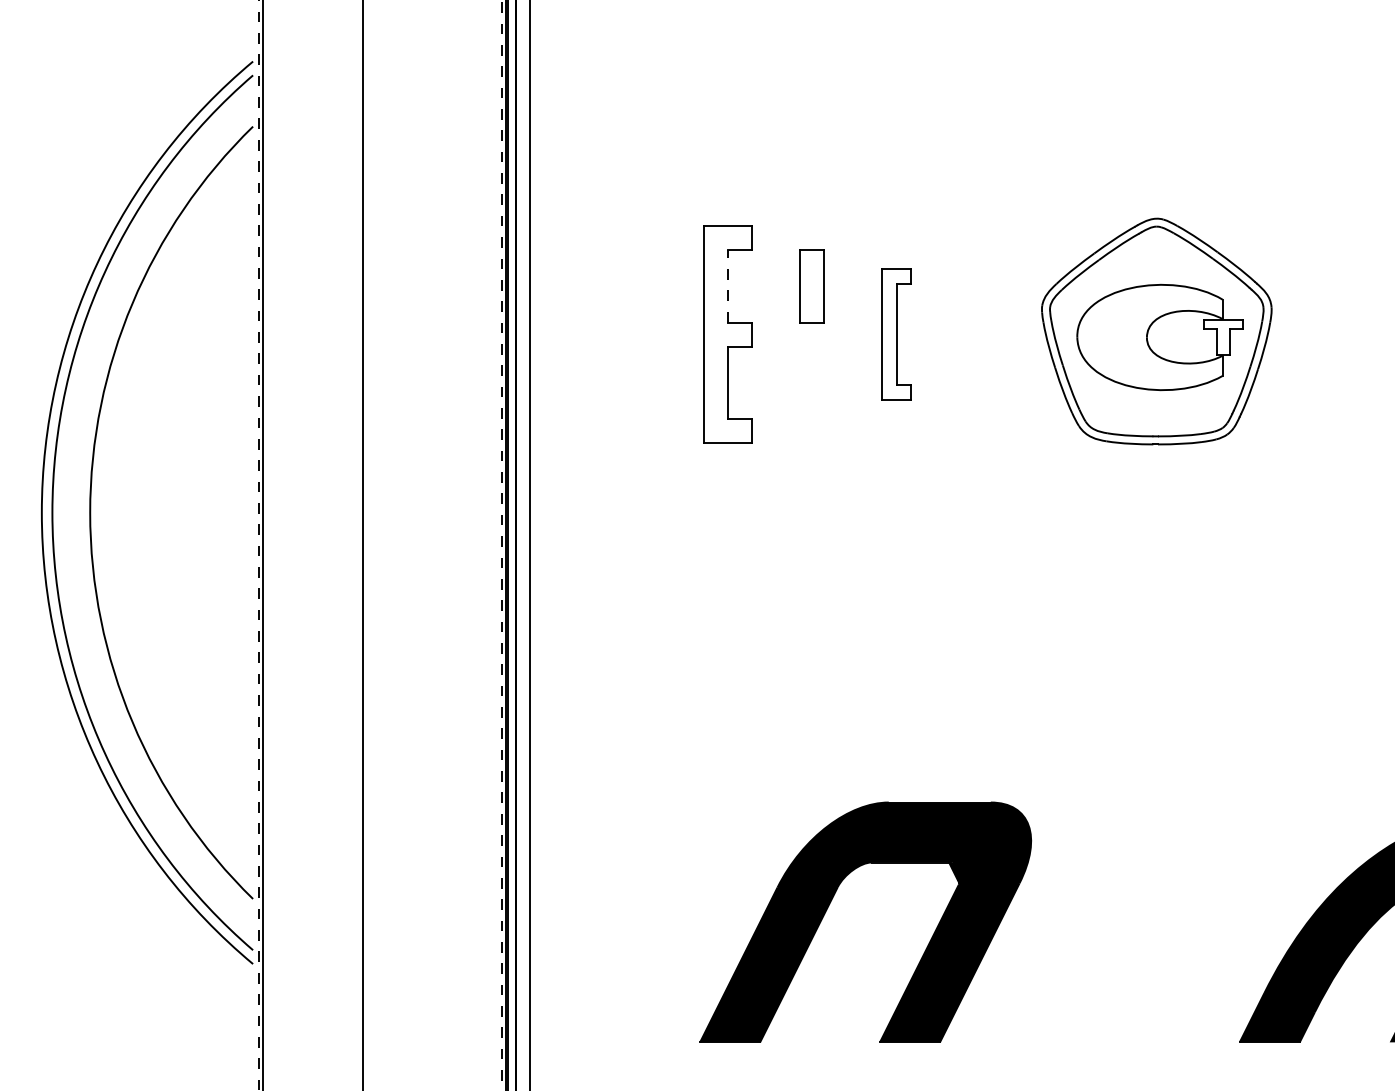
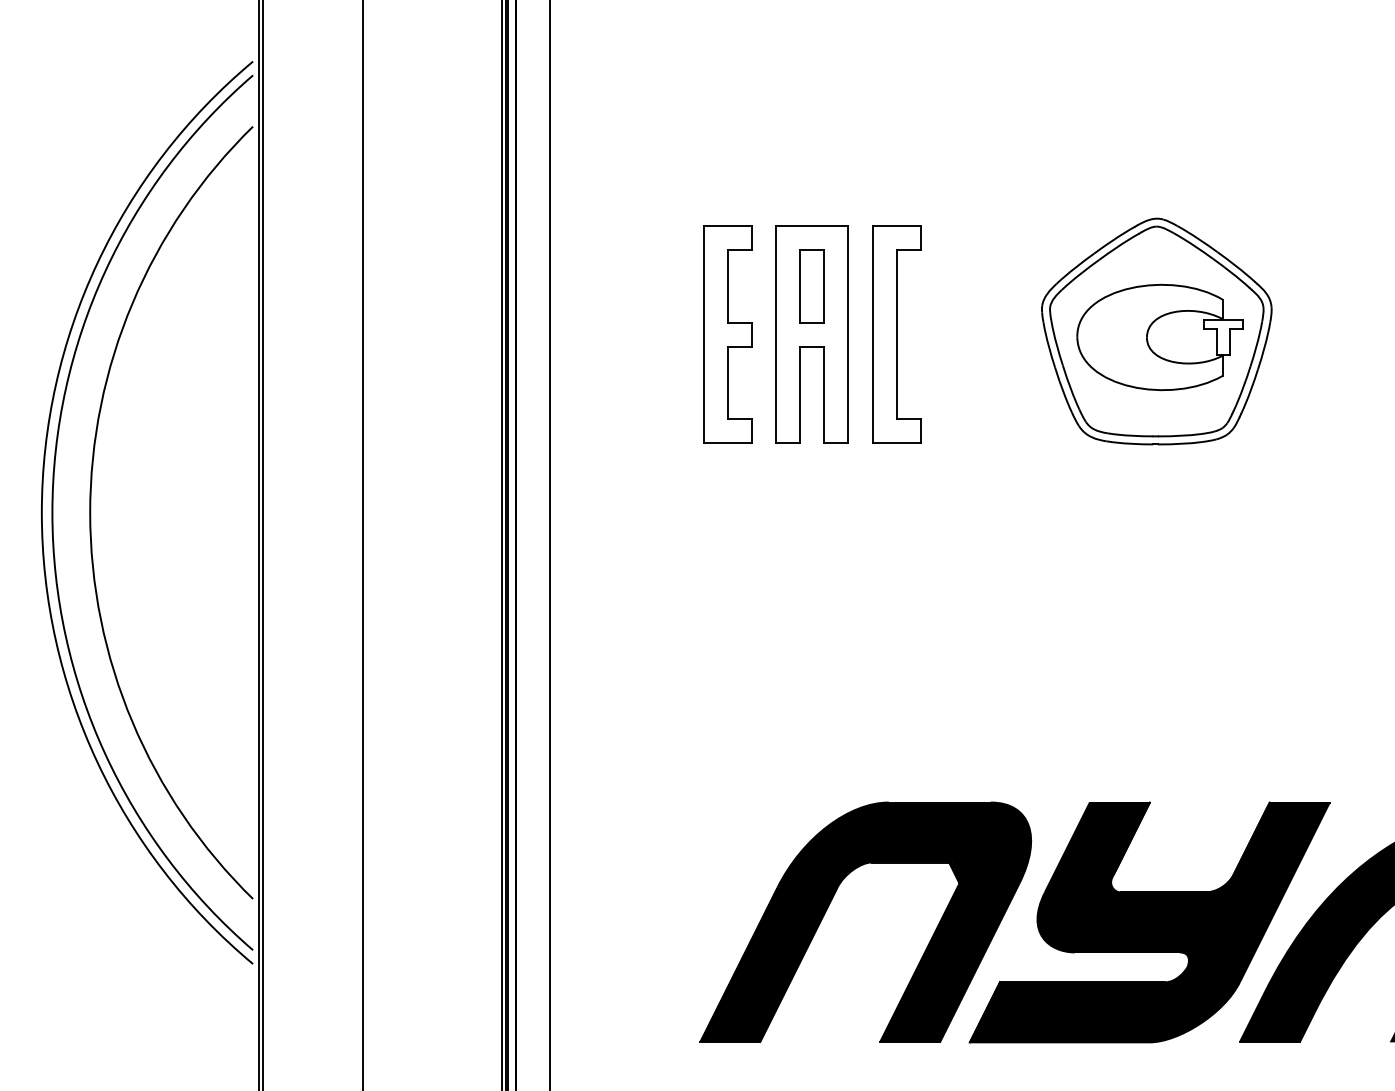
line: dashed -> solid (727, 285)
part: none -> present (811, 334)
part size: 31x133 px -> 50x219 px (896, 334)
line position: (529, 544) -> (549, 544) (549, 544)
line: dashed -> solid (258, 545)
line: dashed -> solid (501, 545)
part: none -> present (1149, 922)
